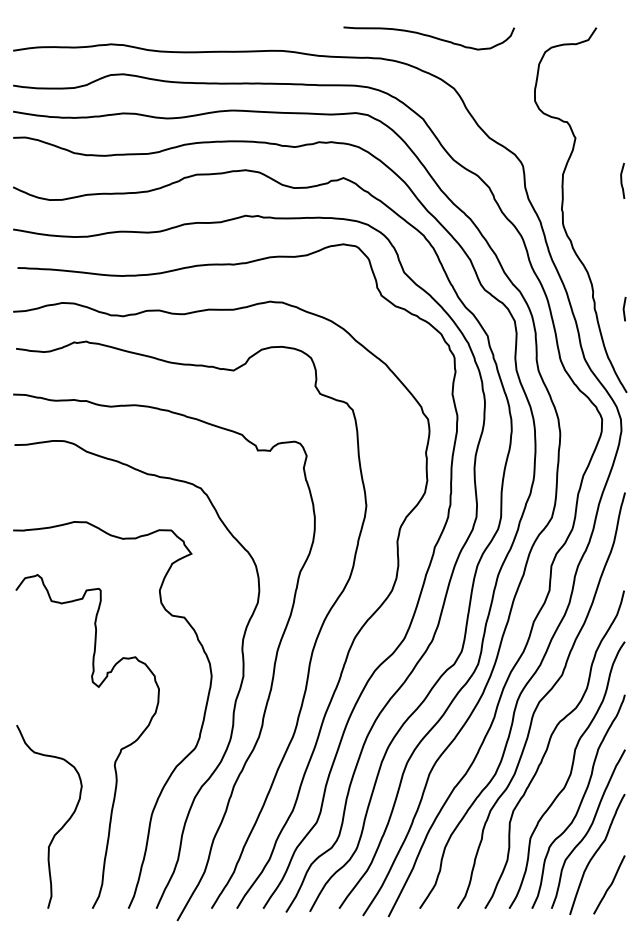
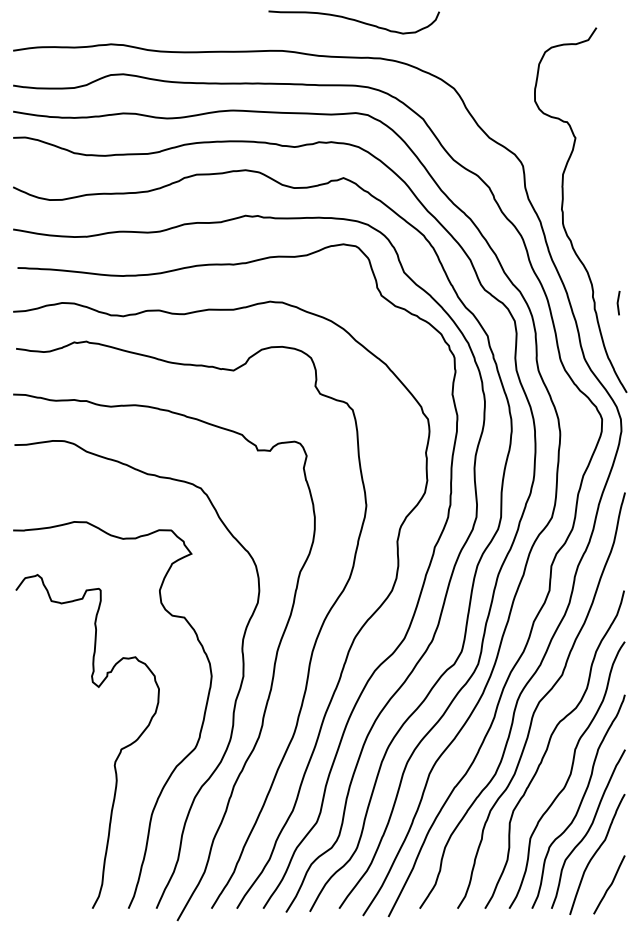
curve position: (428, 36) -> (353, 20) (353, 20)
curve: present -> none (622, 180)
line position: (624, 308) -> (618, 302) (618, 302)
curve: present -> none (62, 825)
